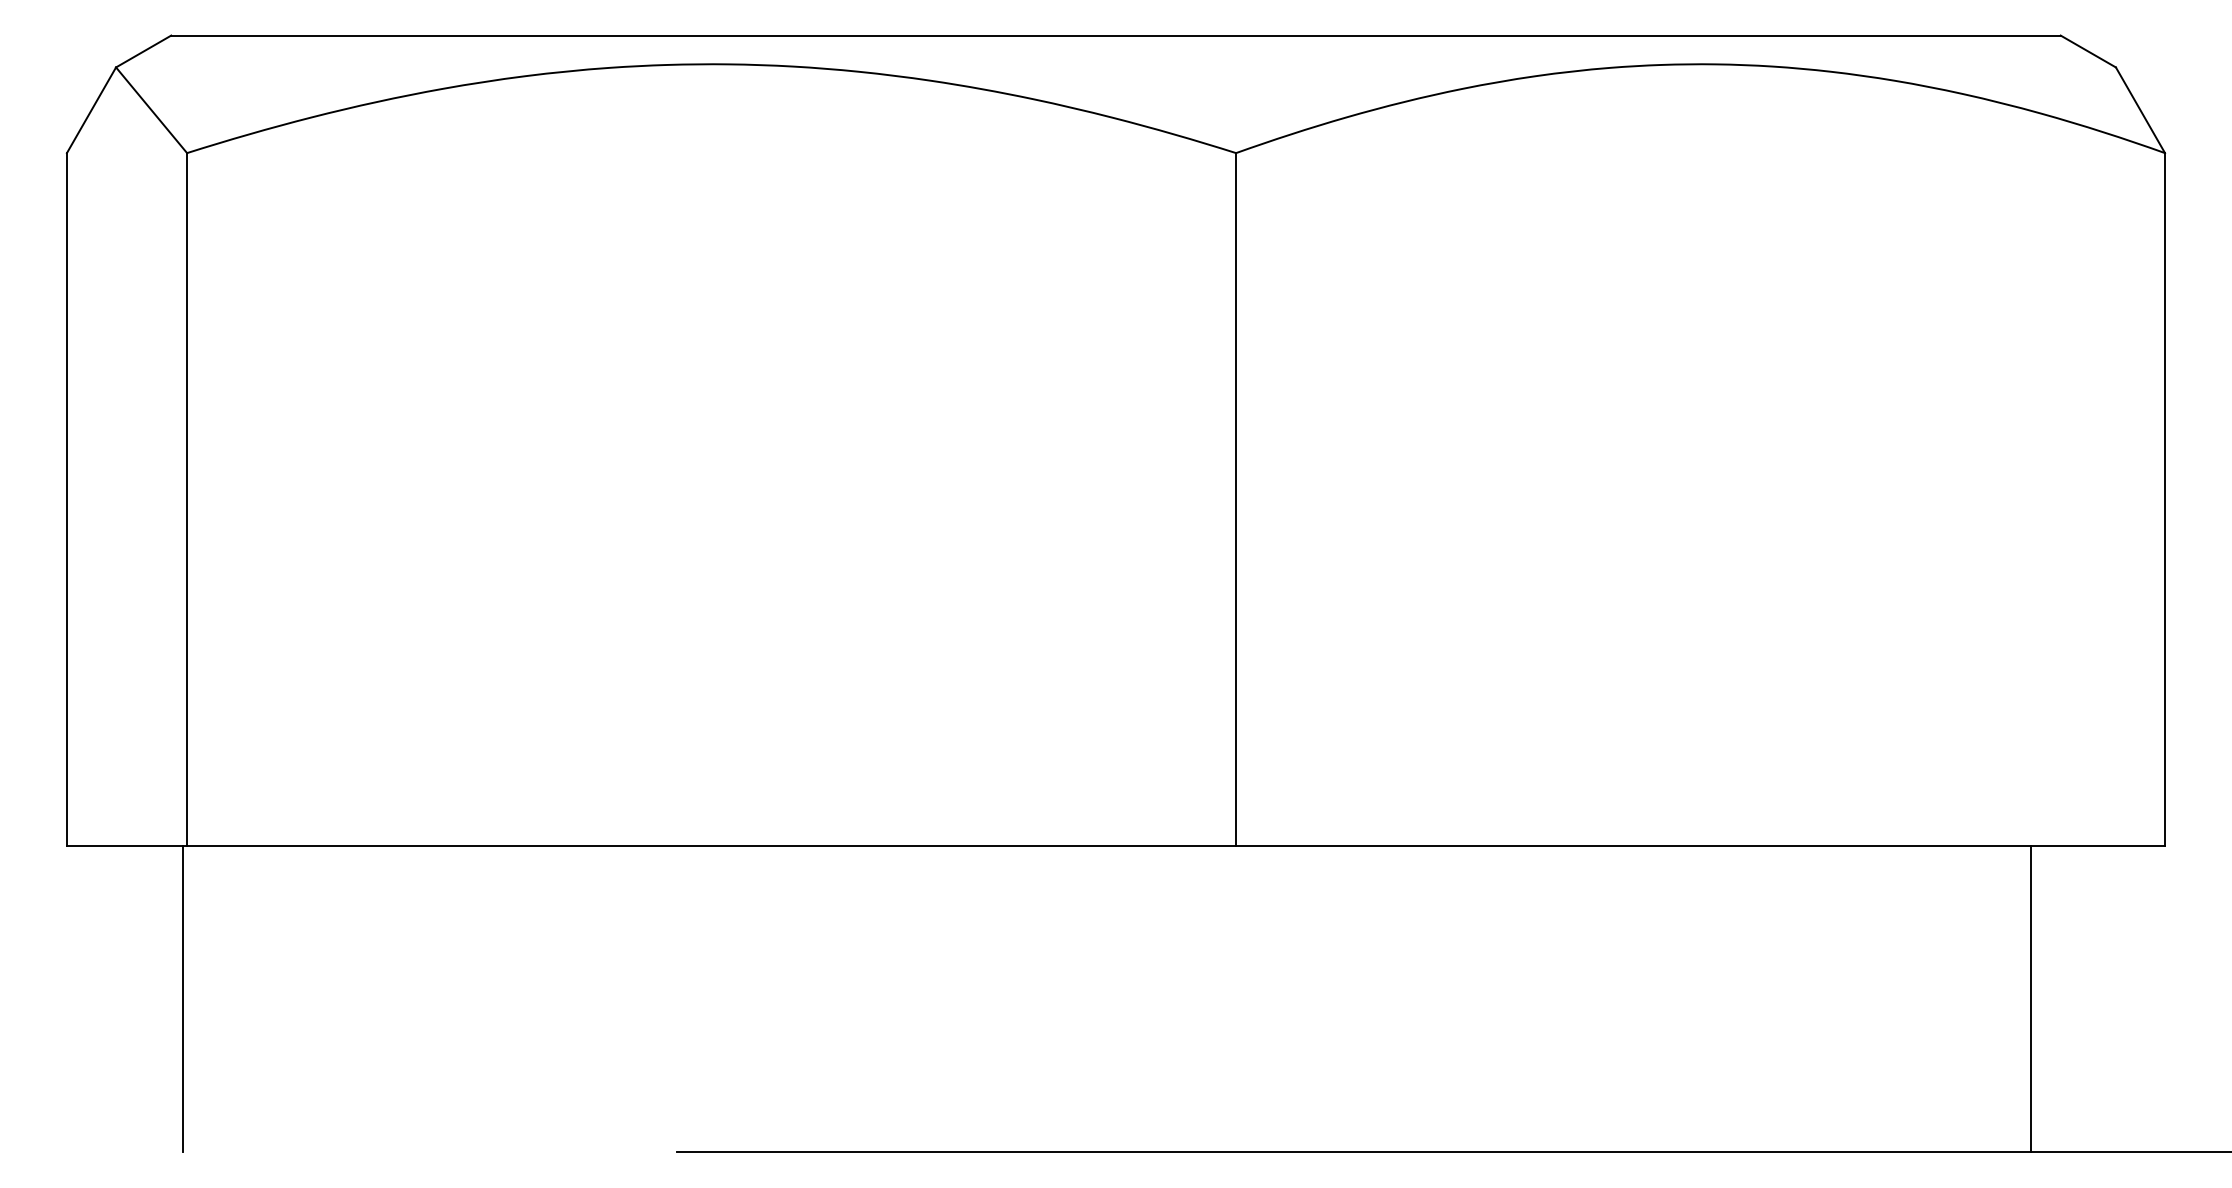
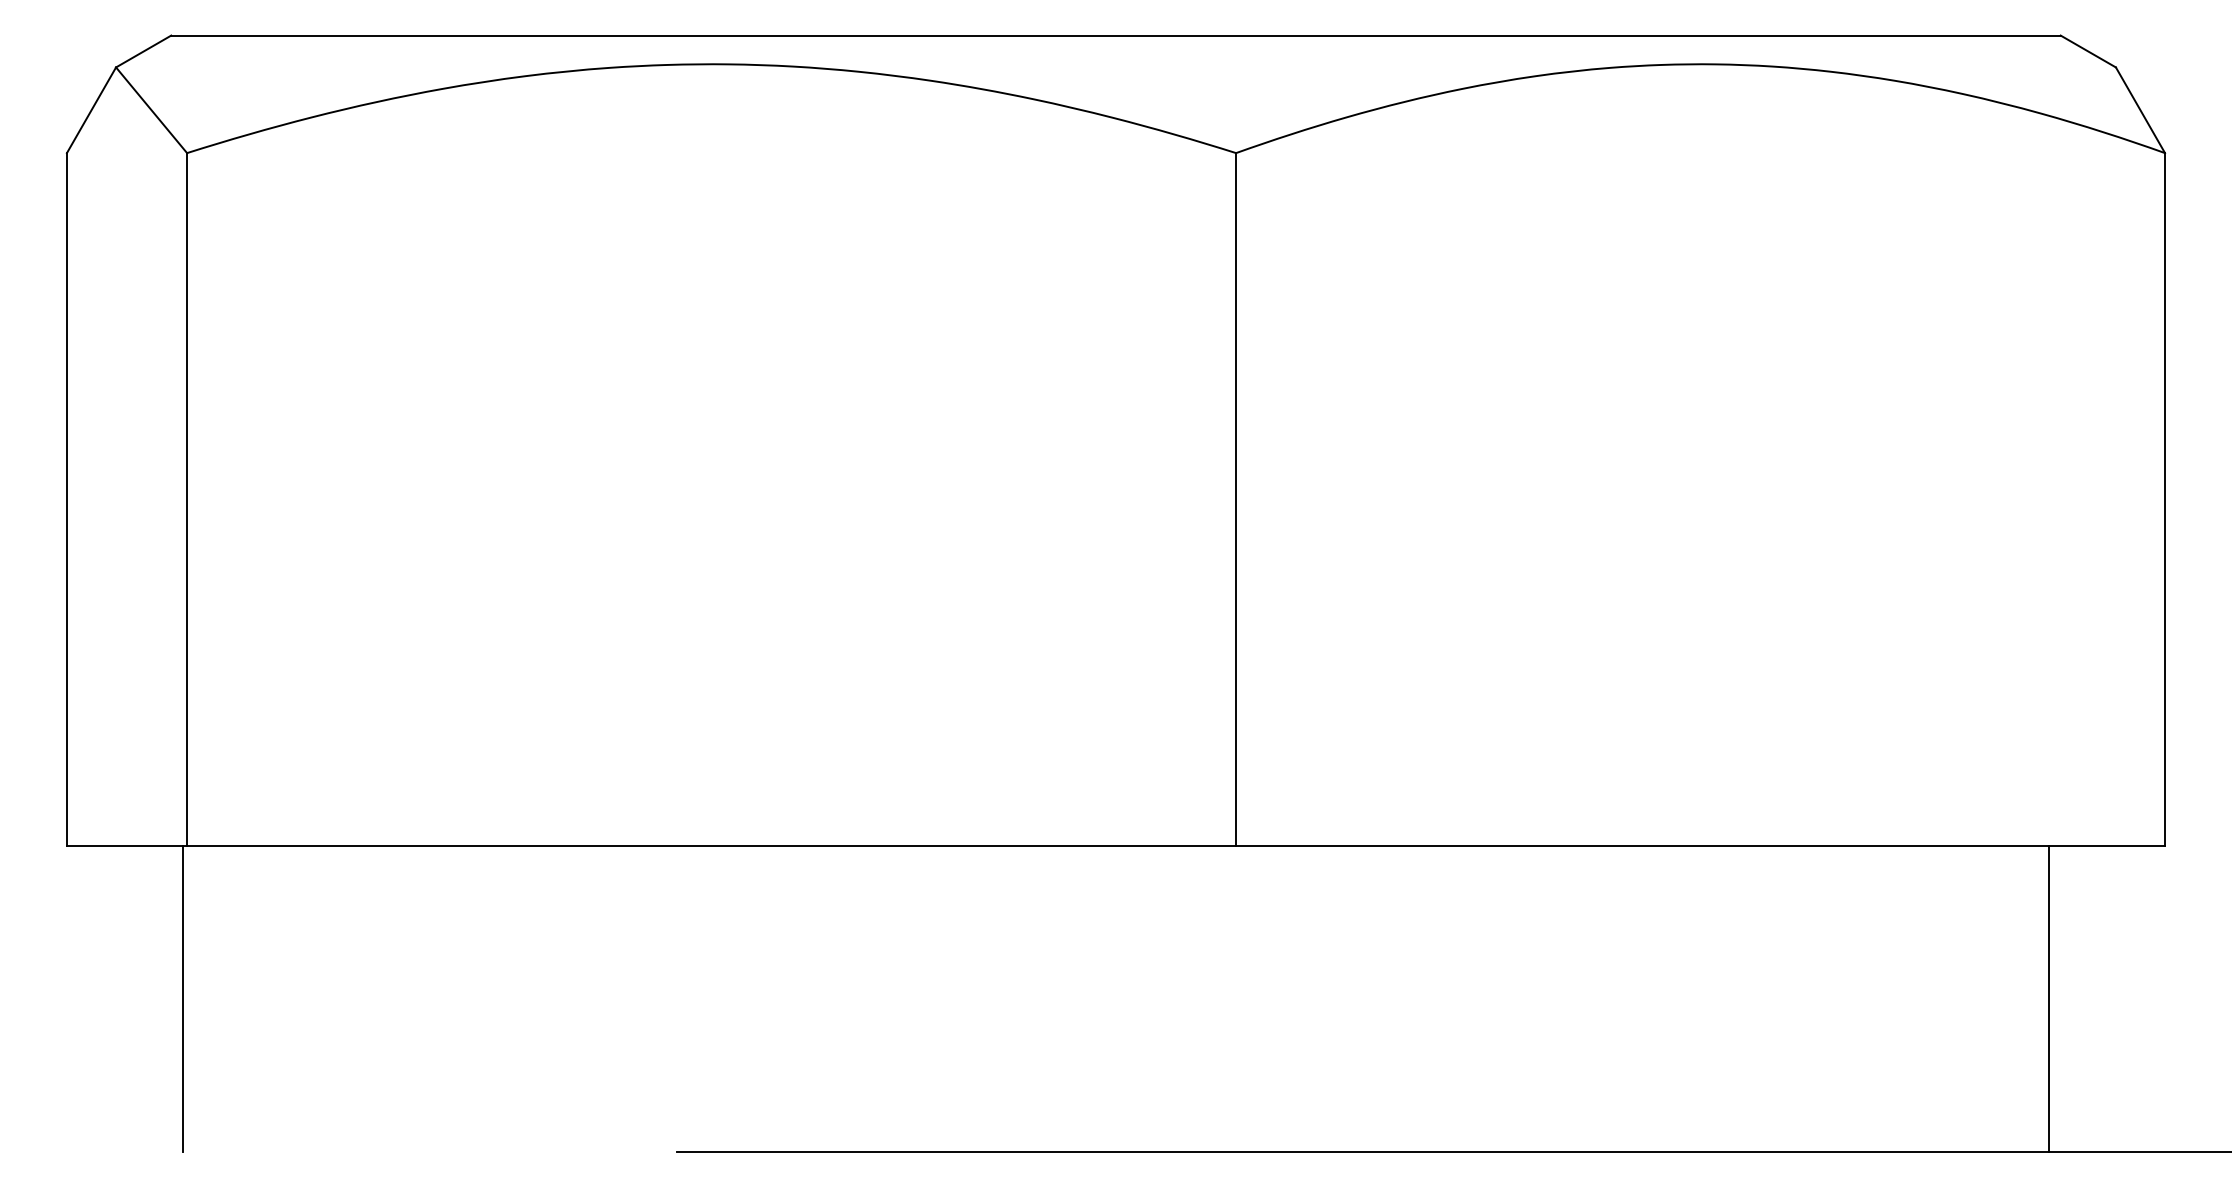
line position: (2031, 999) -> (2049, 999) (2049, 999)
